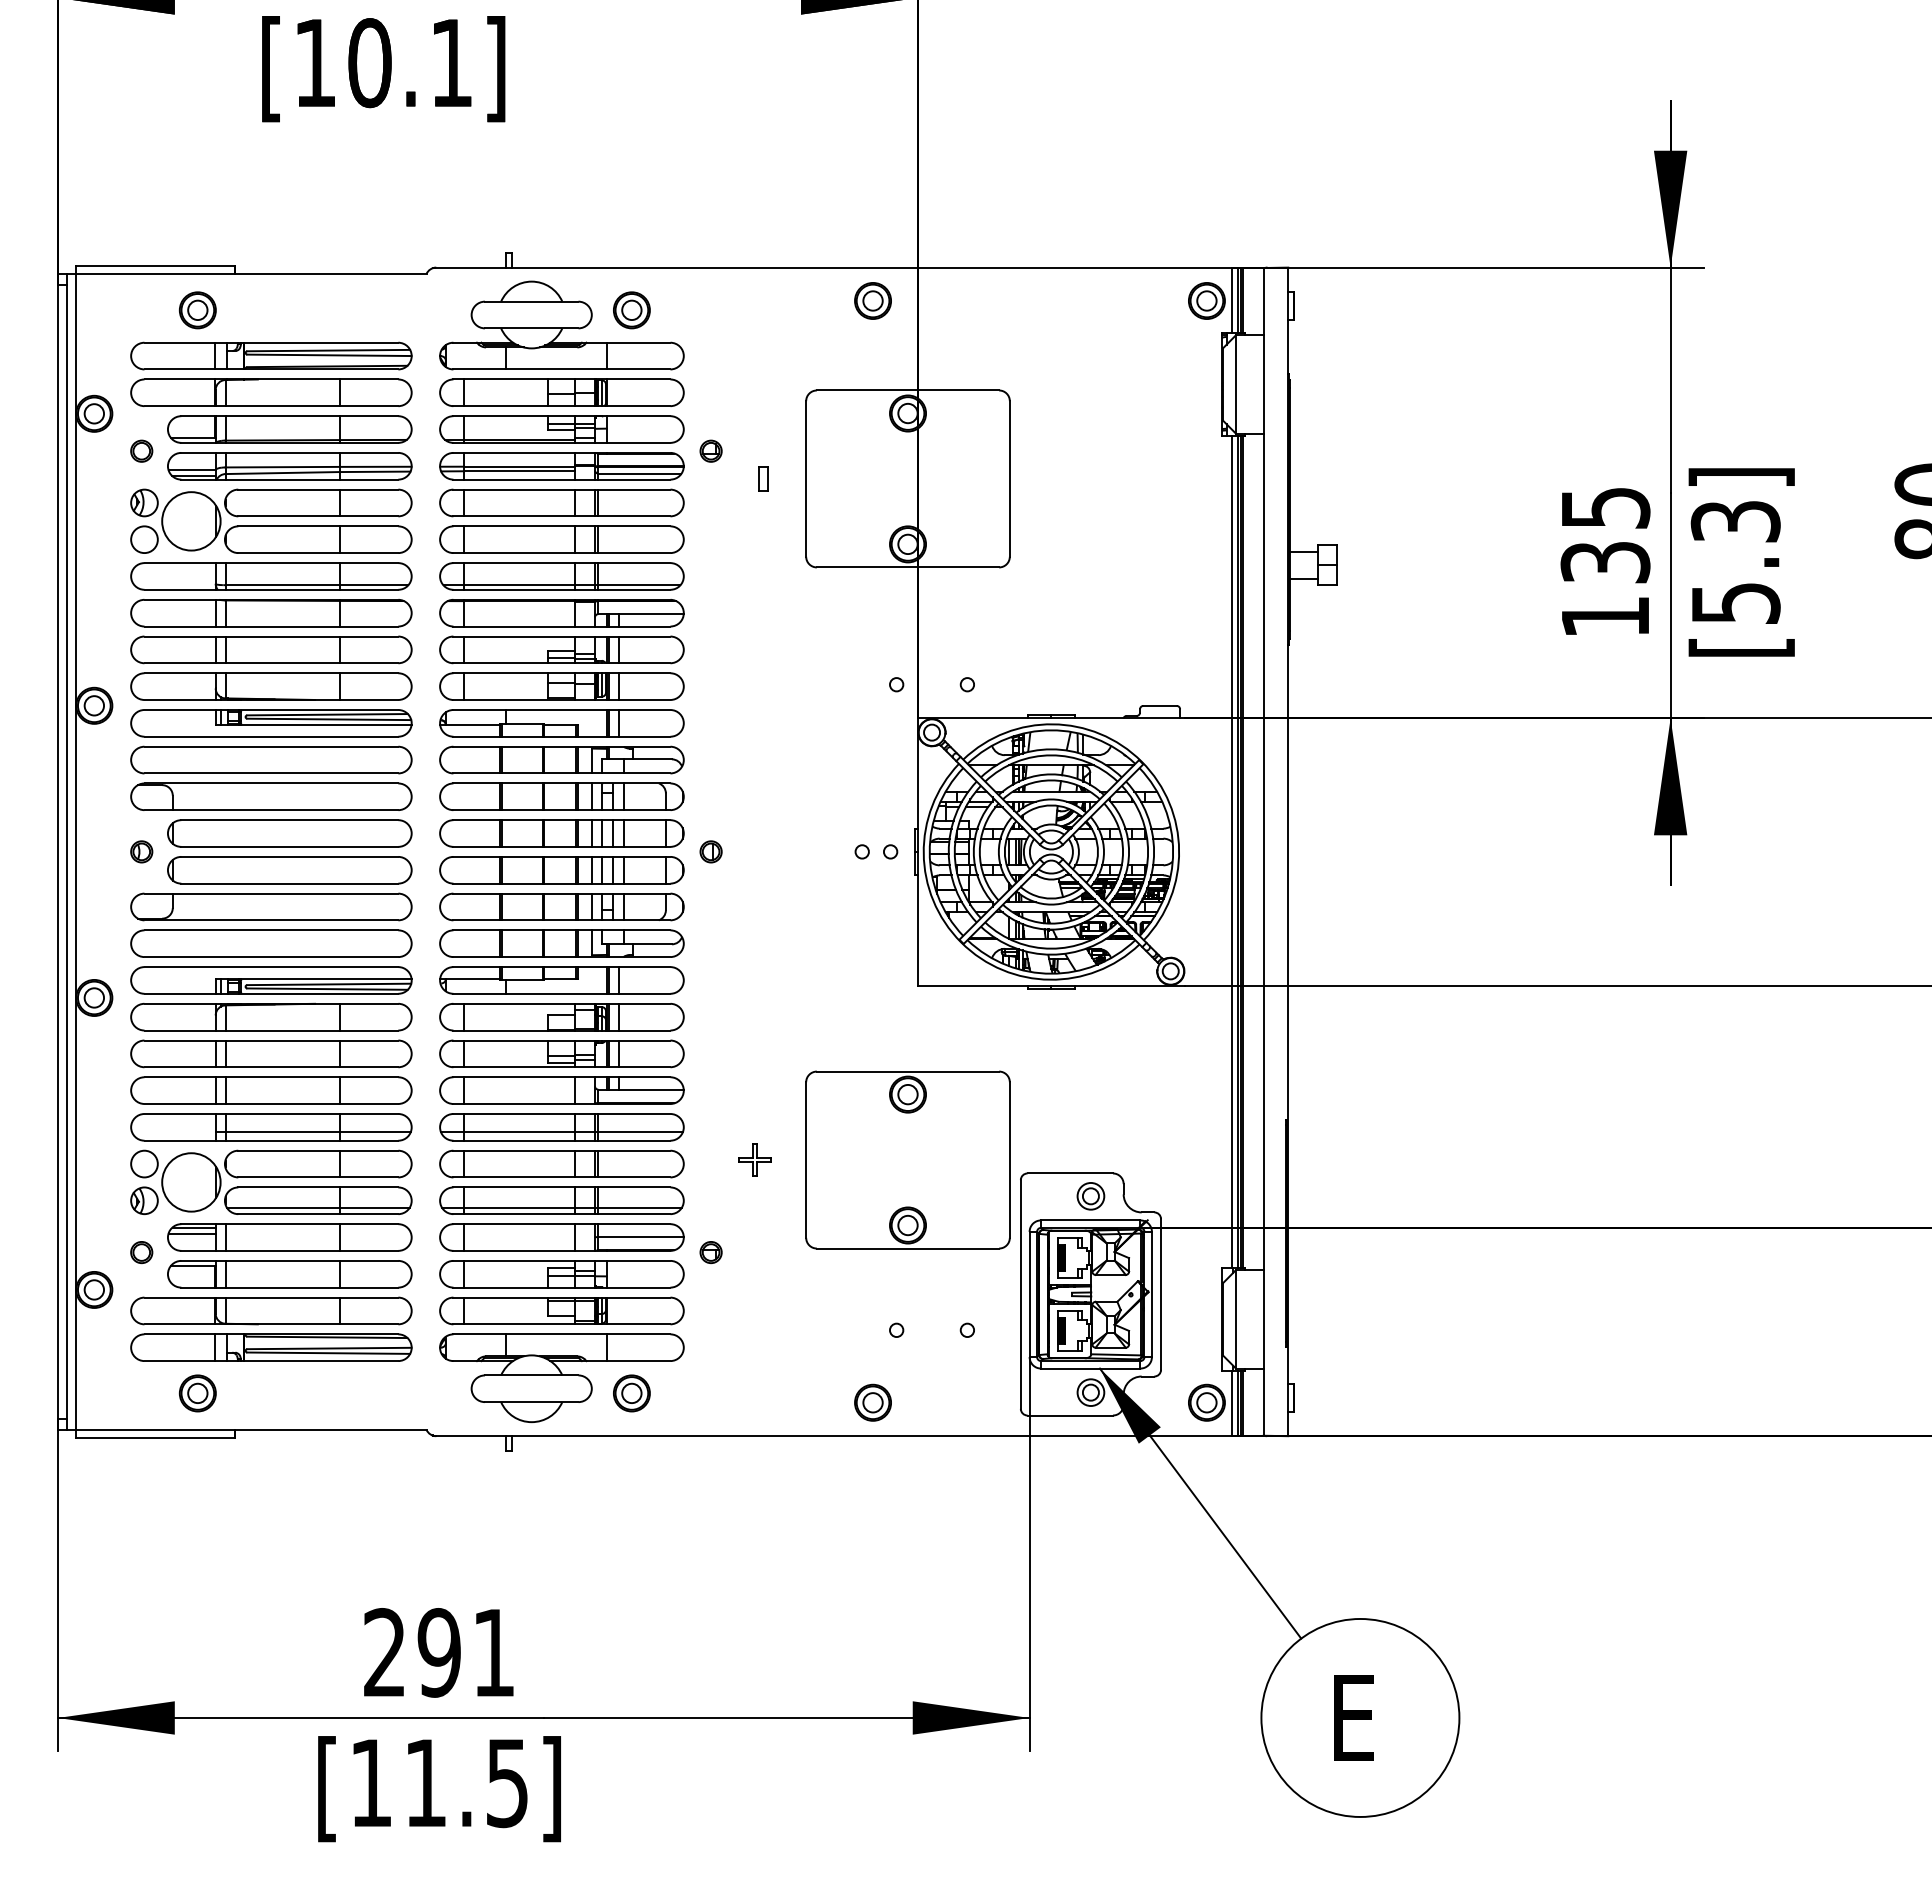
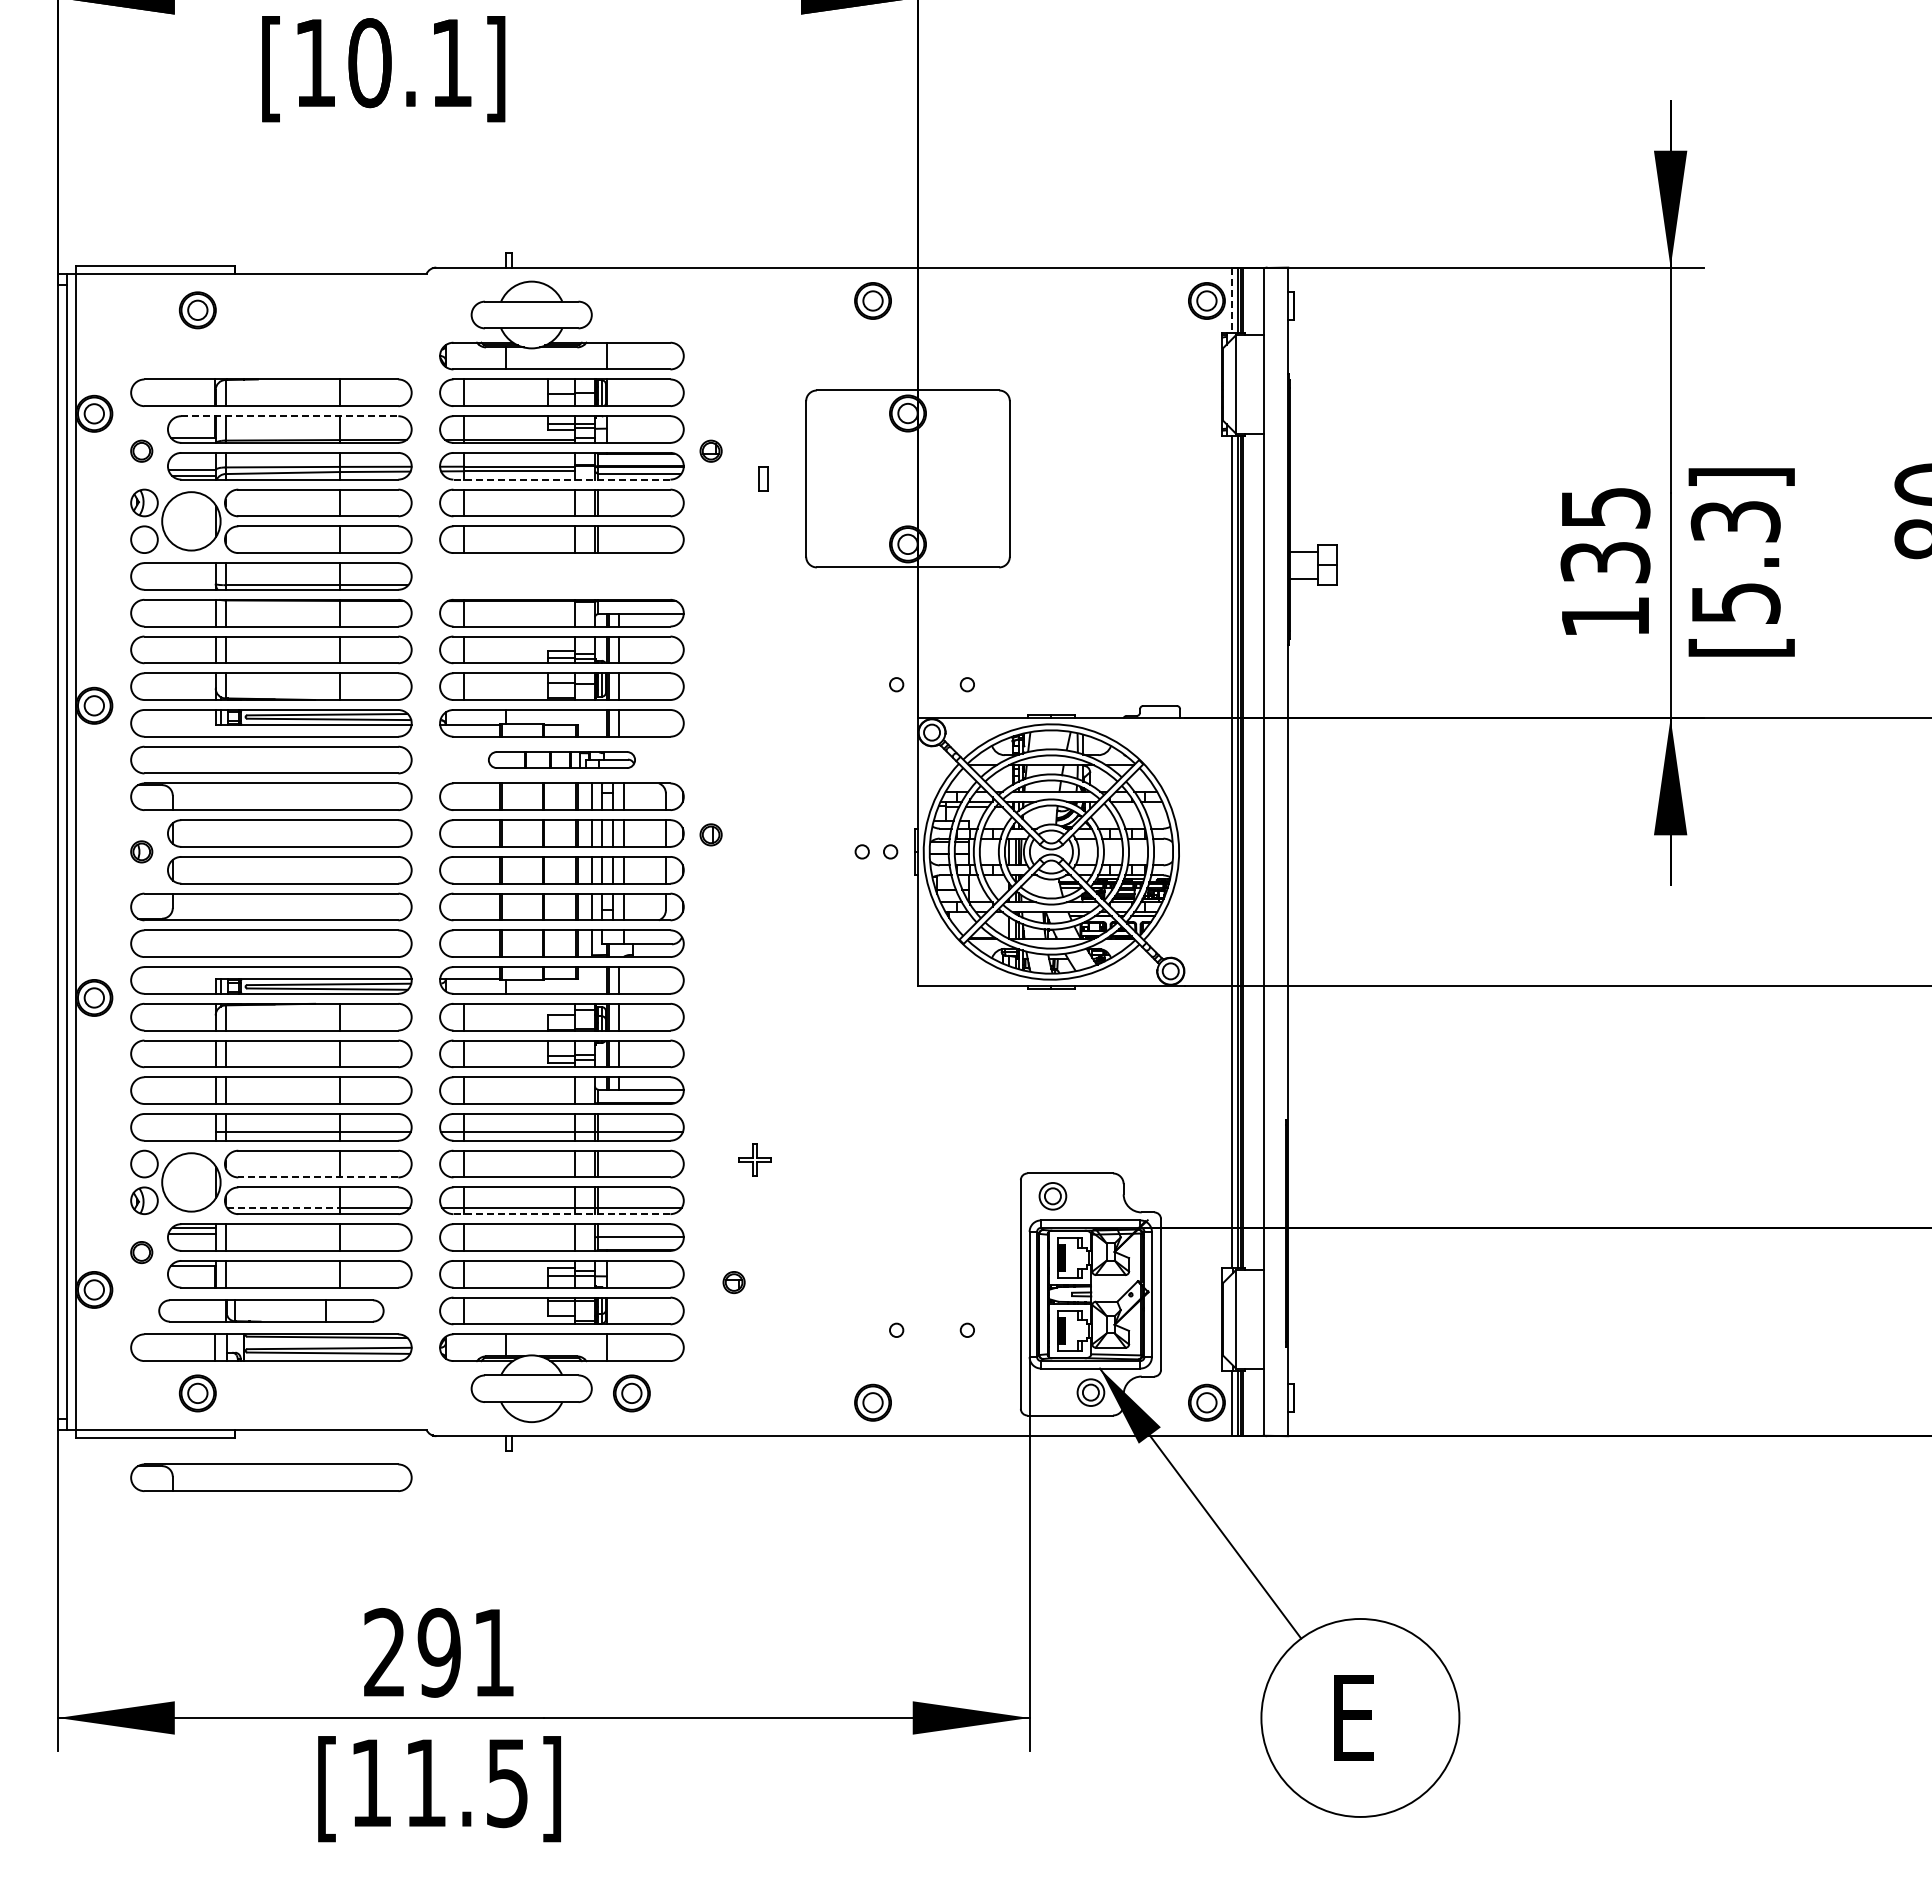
line: solid -> dashed (1231, 300)
part: present -> none (631, 310)
part: present -> none (271, 355)
line: solid -> dashed (289, 416)
line: solid -> dashed (561, 479)
part: present -> none (561, 576)
part size: 246x30 px -> 148x18 px (561, 759)
part position: (710, 851) -> (710, 834) (710, 834)
part: present -> none (907, 1159)
line: solid -> dashed (317, 1177)
part position: (1090, 1196) -> (1052, 1196) (1052, 1196)
line: solid -> dashed (283, 1207)
line: solid -> dashed (561, 1214)
part position: (710, 1252) -> (733, 1282) (733, 1282)
part size: 283x30 px -> 227x24 px (271, 1310)
part: none -> present (271, 1477)
